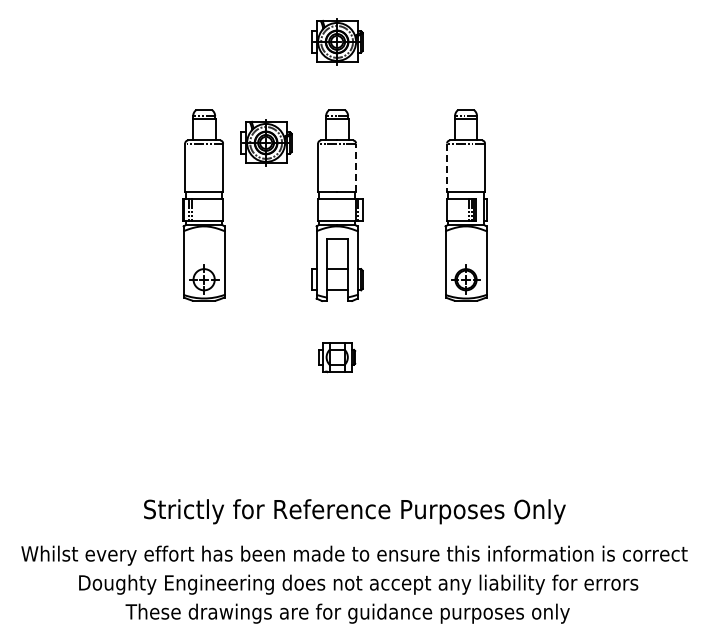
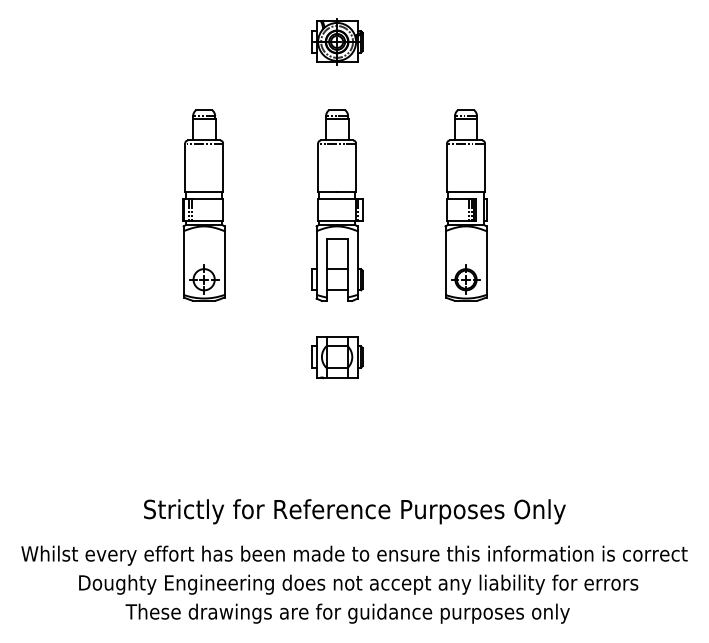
part: present -> none (266, 142)
line: dashed -> solid (356, 167)
line: dashed -> solid (447, 168)
part size: 39x32 px -> 53x44 px (337, 357)
